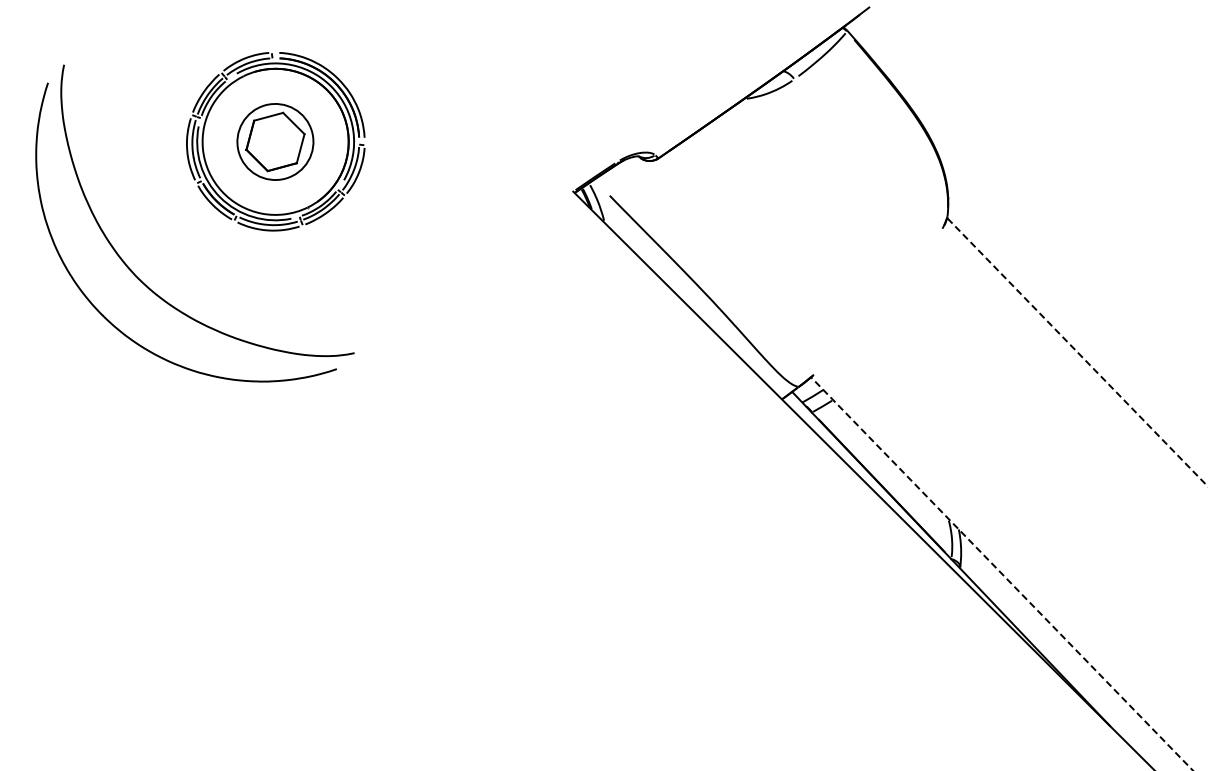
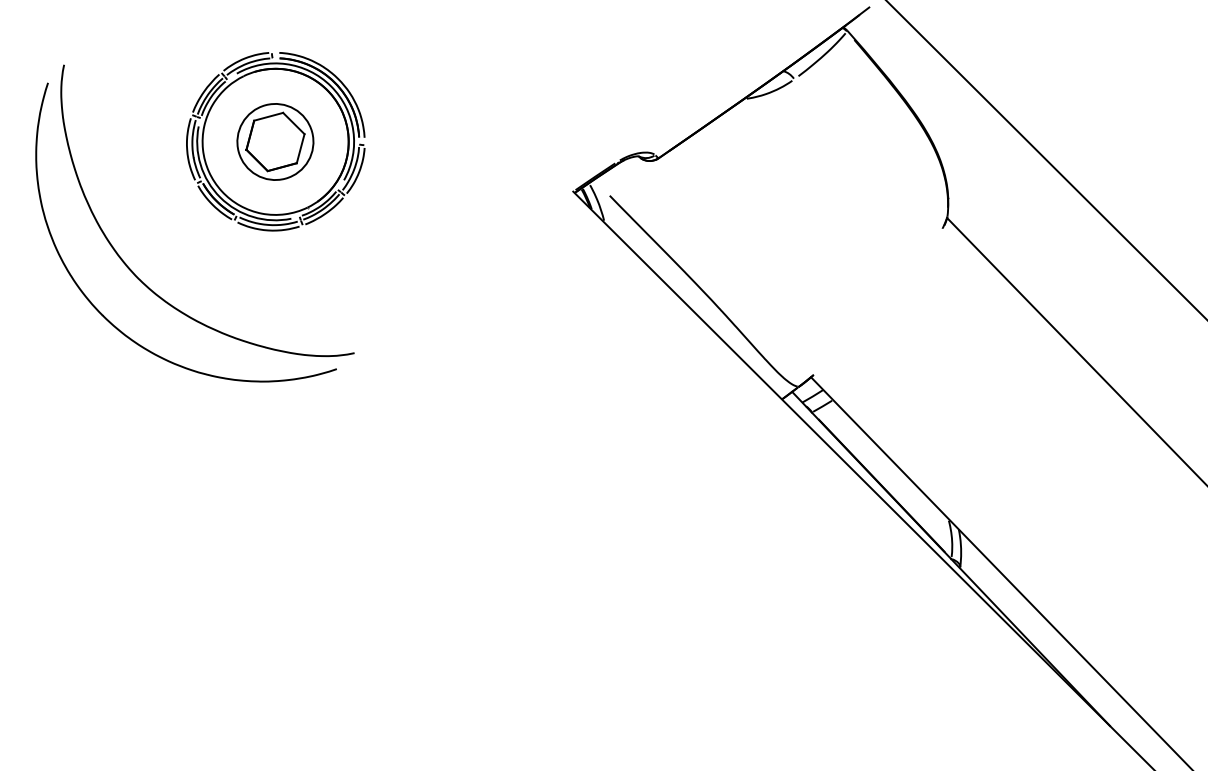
line: none -> present (1046, 159)
line: dashed -> solid (1077, 352)
line: dashed -> solid (1001, 573)
